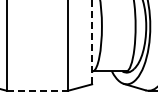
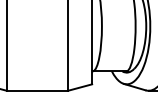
line: dashed -> solid (92, 42)
line: dashed -> solid (37, 90)
